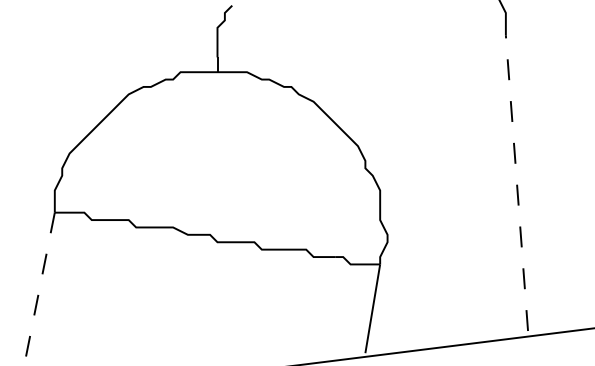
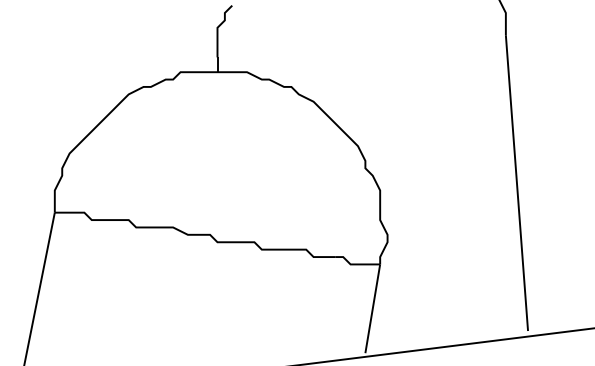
line: dashed -> solid (516, 182)
line: dashed -> solid (39, 288)
